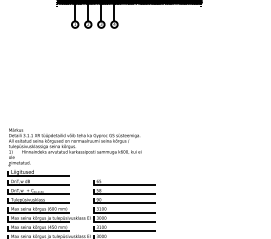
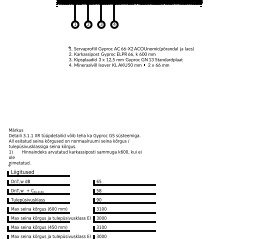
part: none -> present (130, 56)
